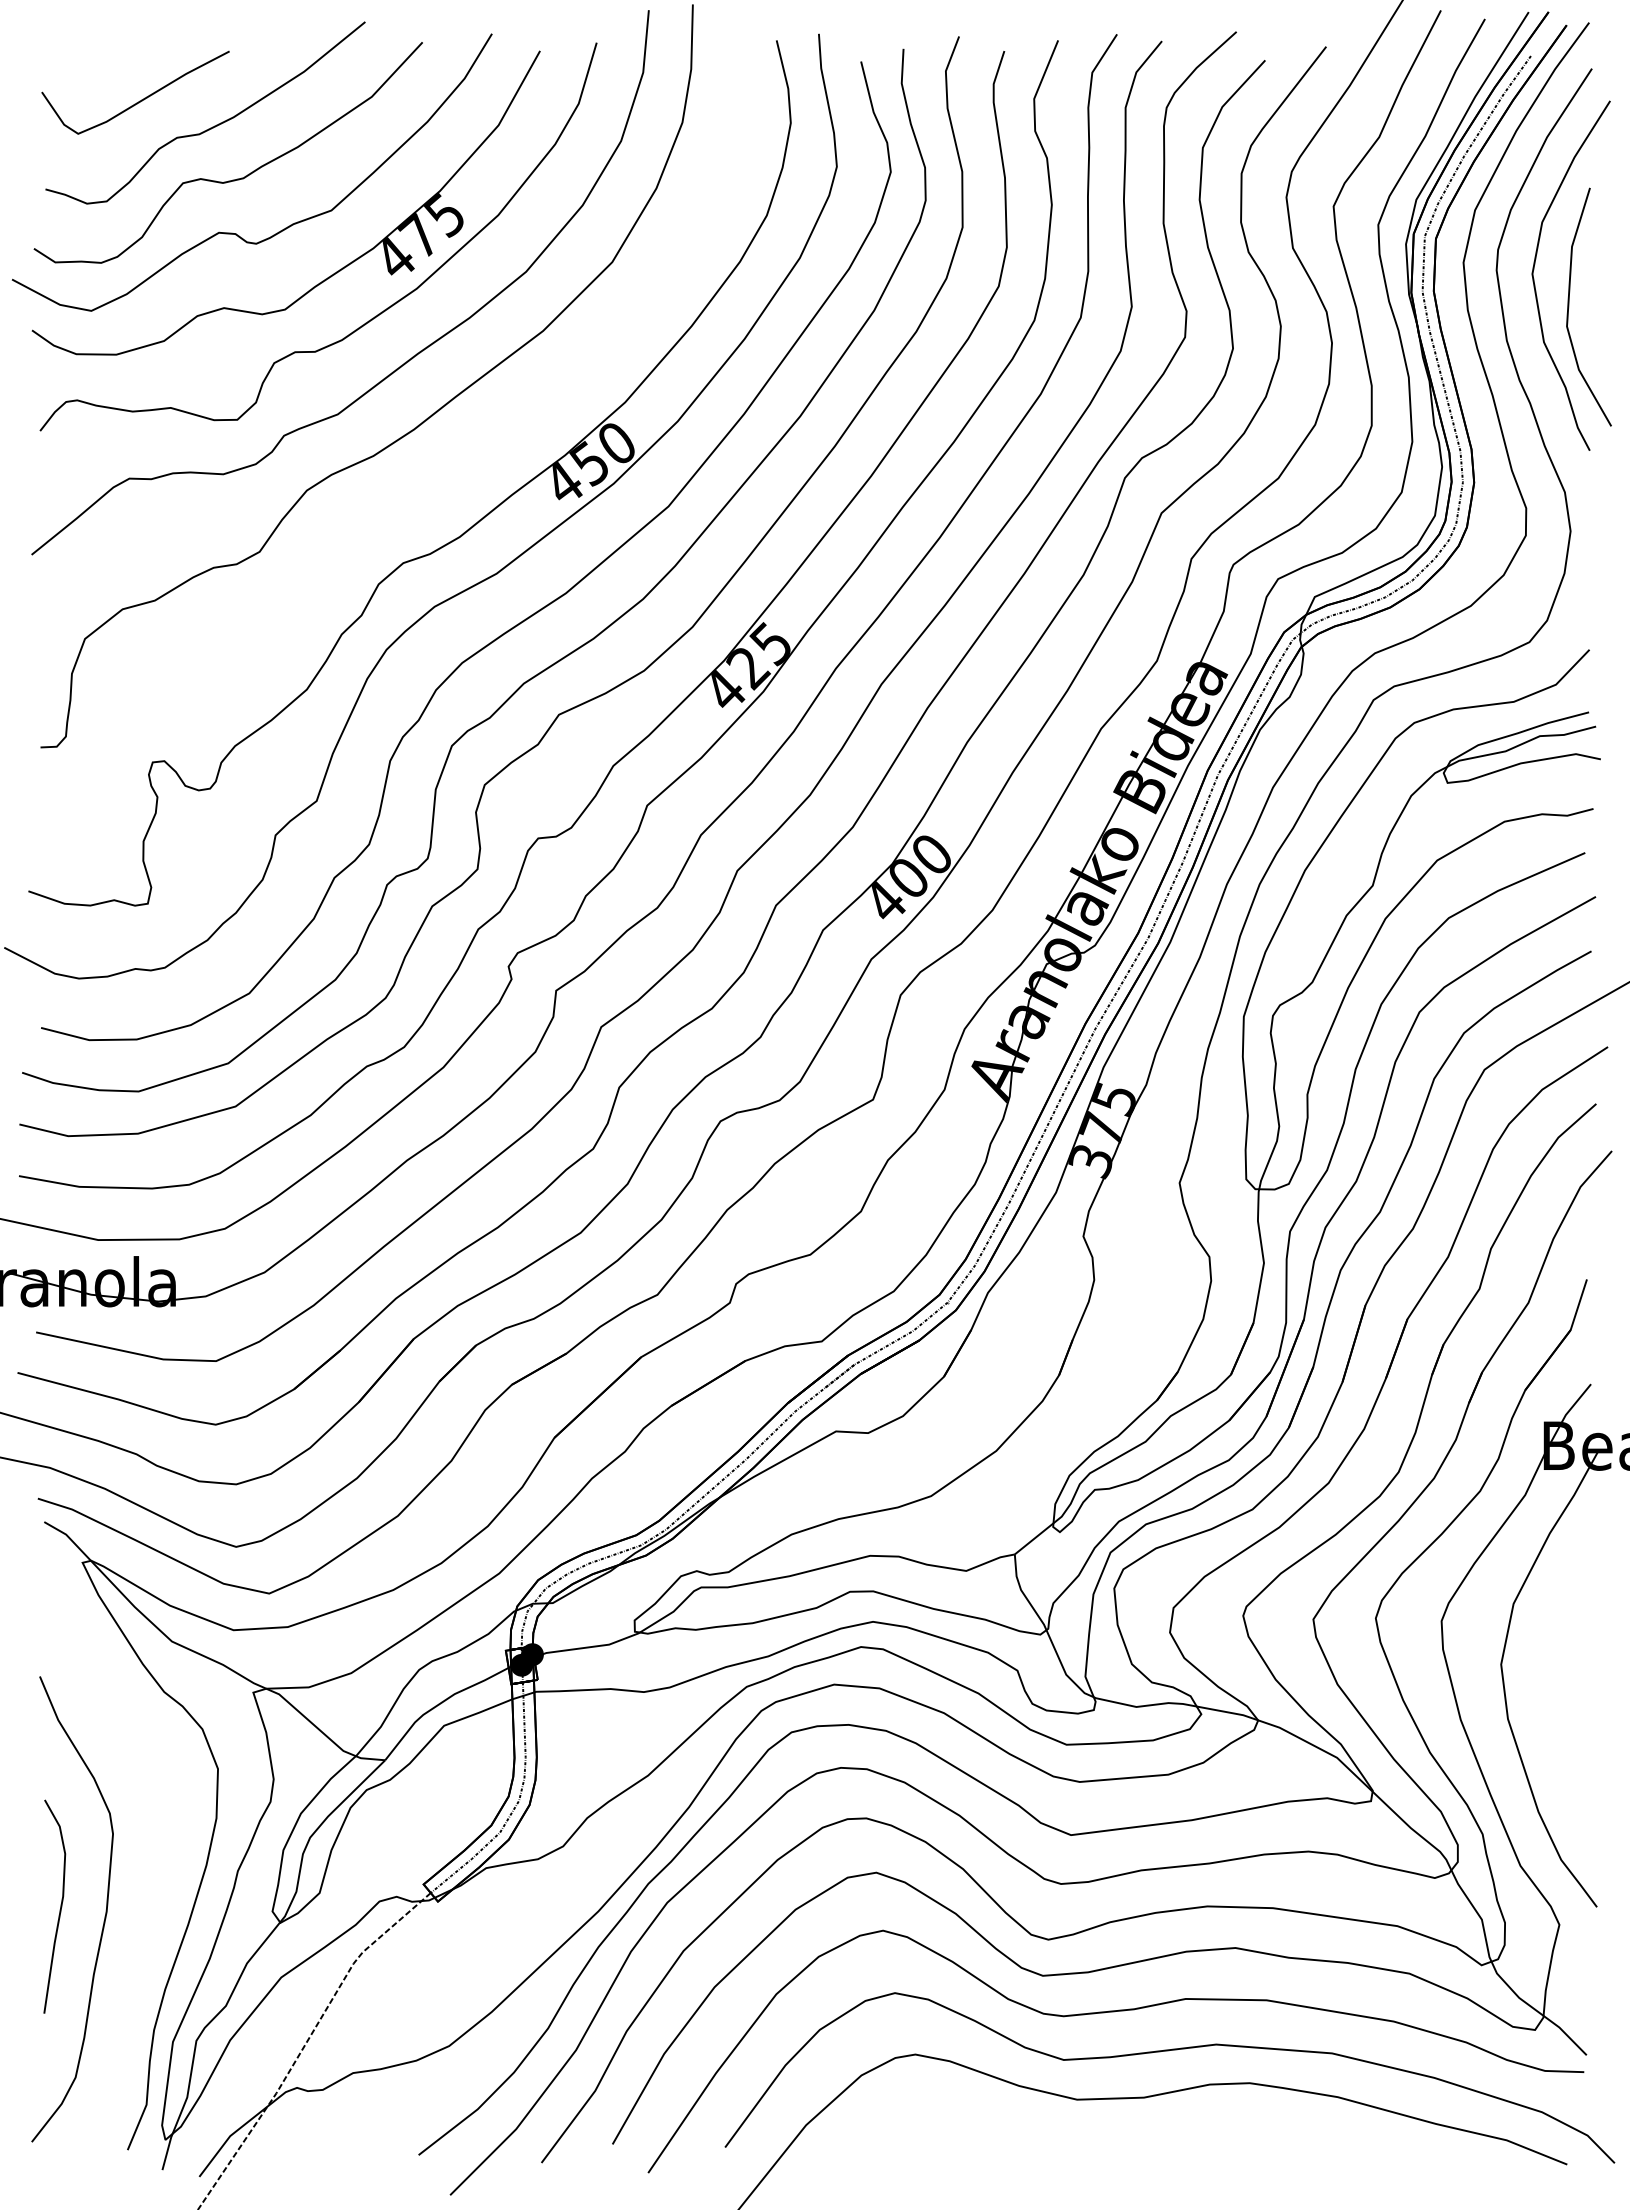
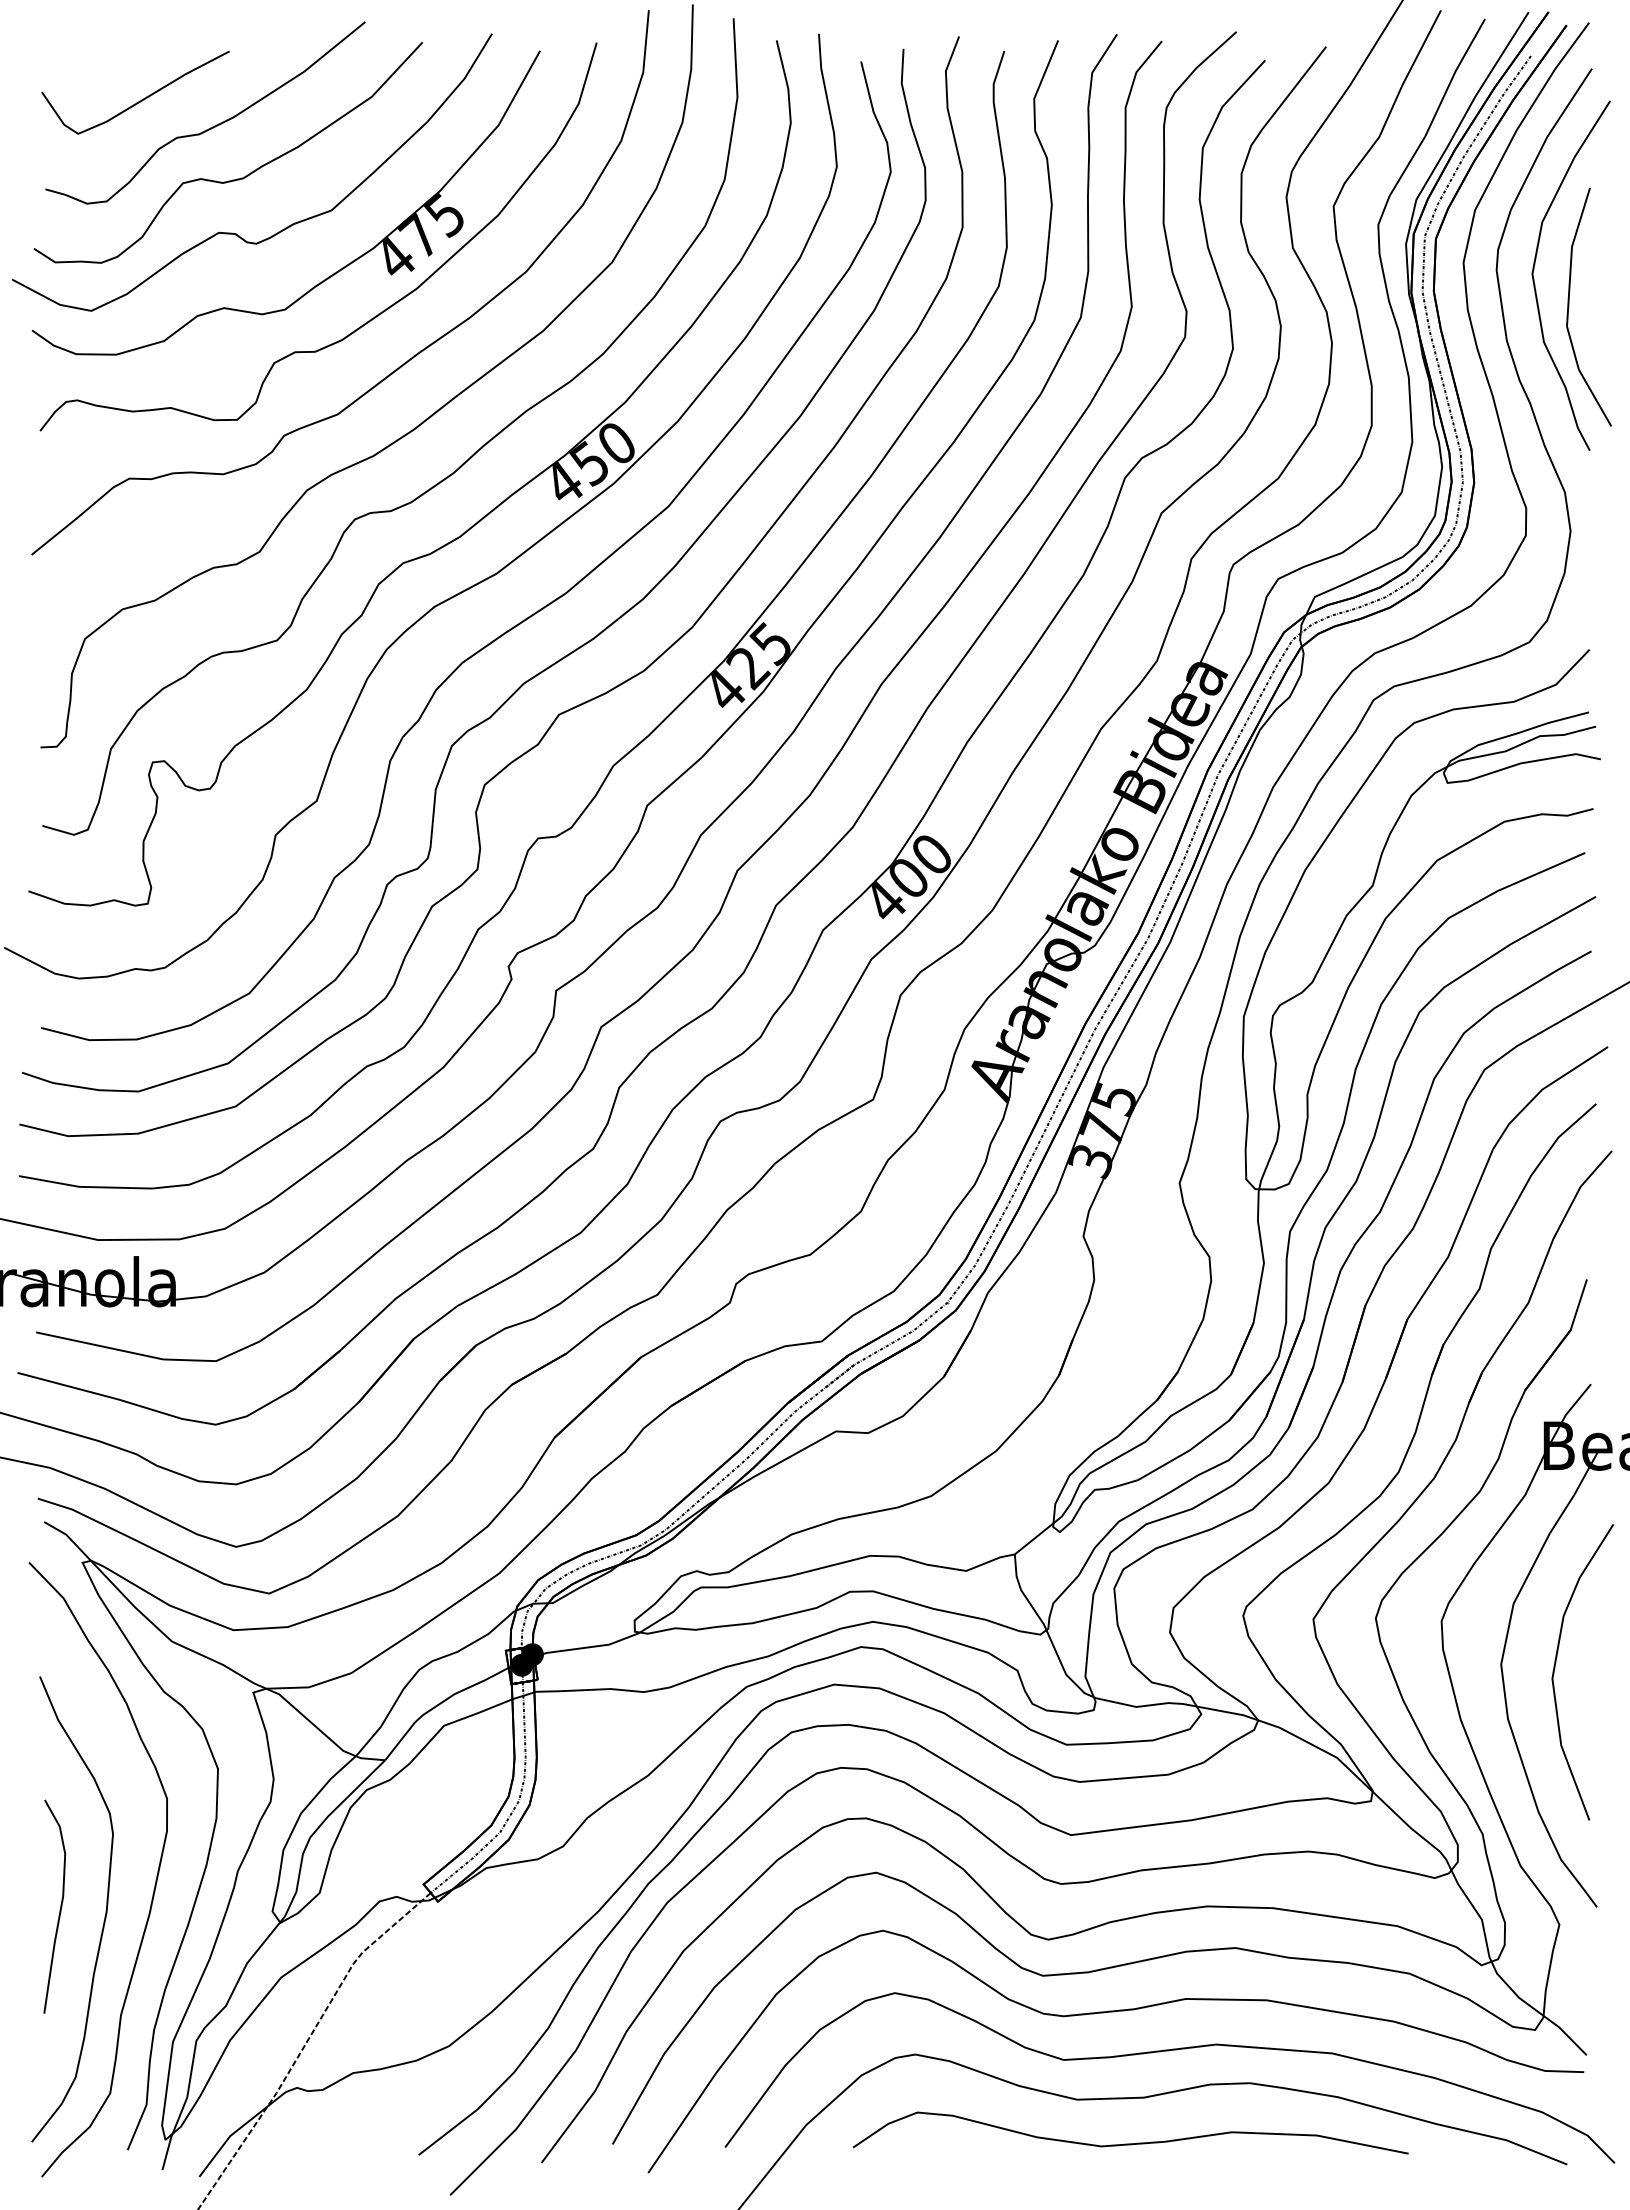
curve: none -> present (430, 487)
curve: none -> present (1555, 1668)
curve: none -> present (154, 1884)
curve: none -> present (1130, 2143)
